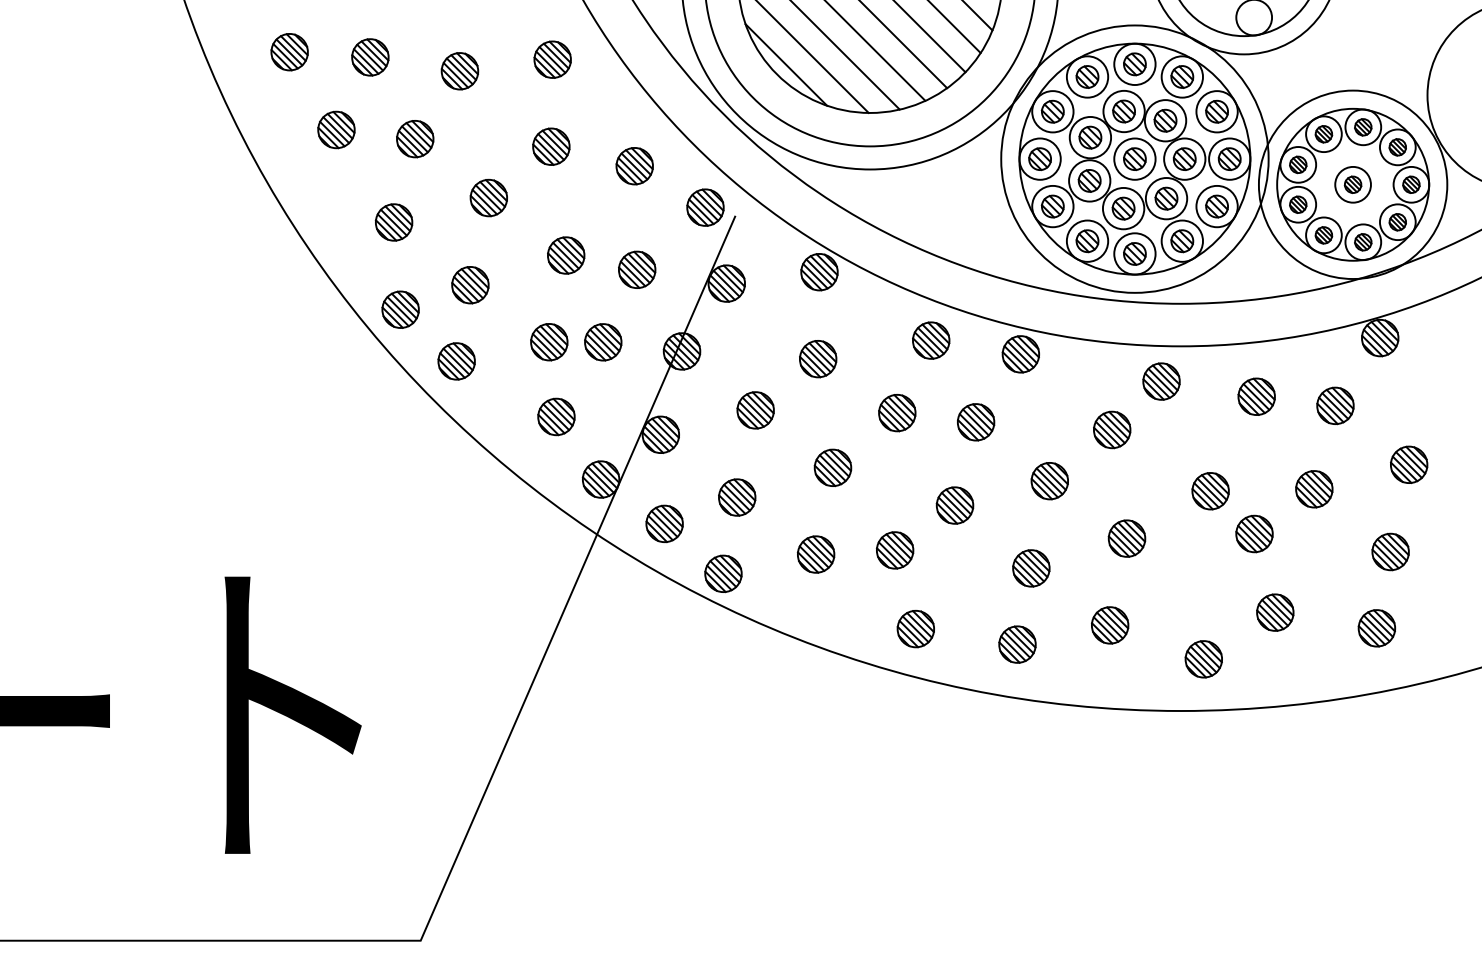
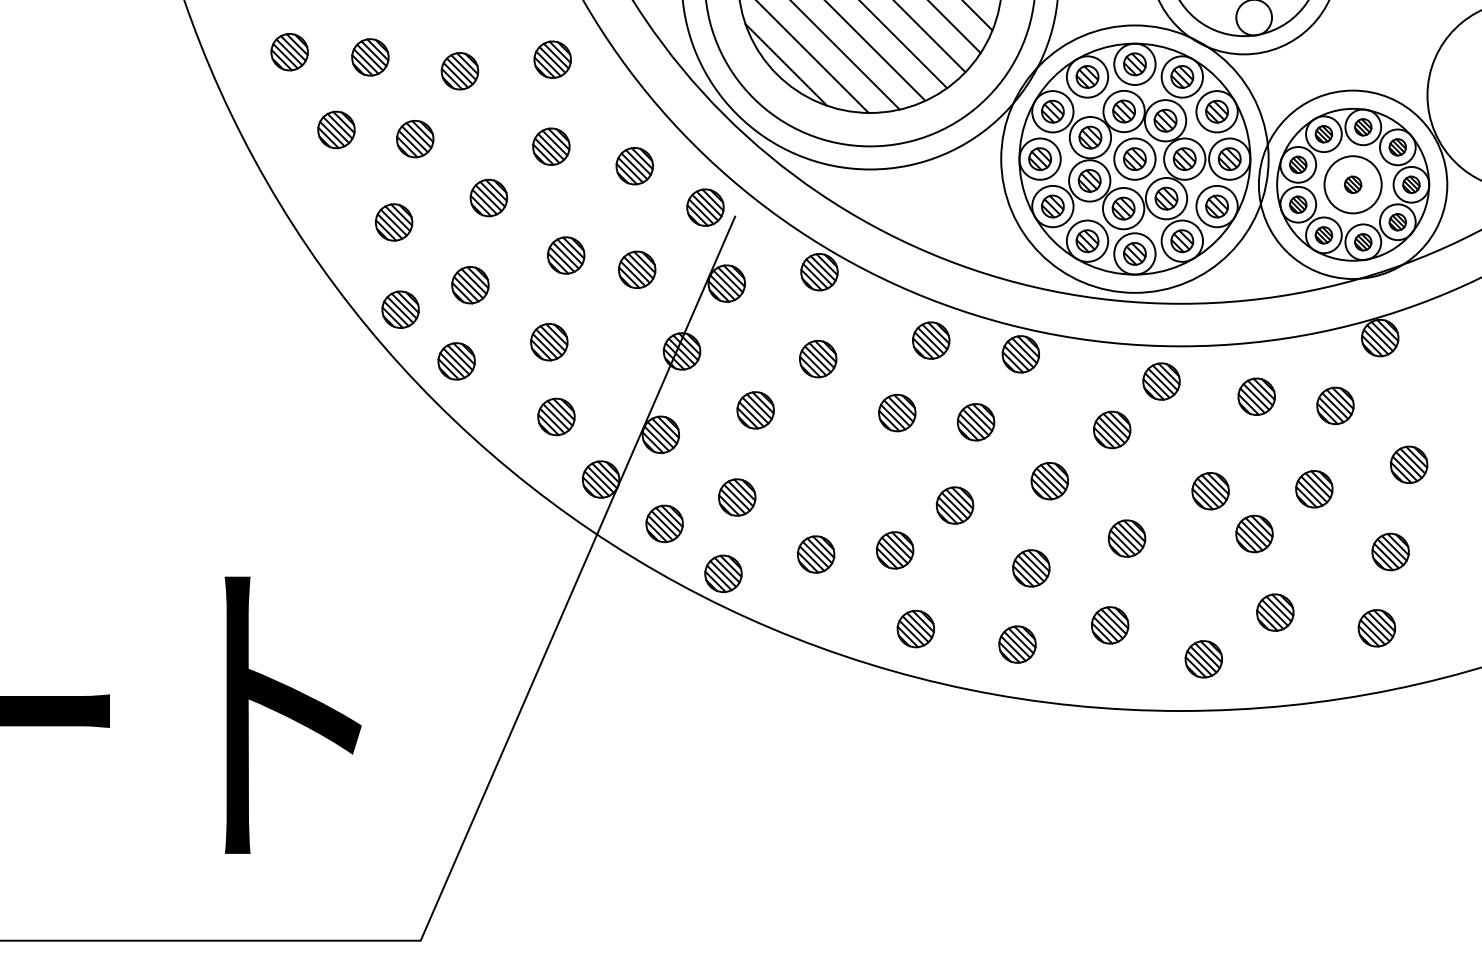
circle diameter: 36 px -> 57 px (1352, 184)
part: present -> none (603, 342)
part: present -> none (832, 467)
